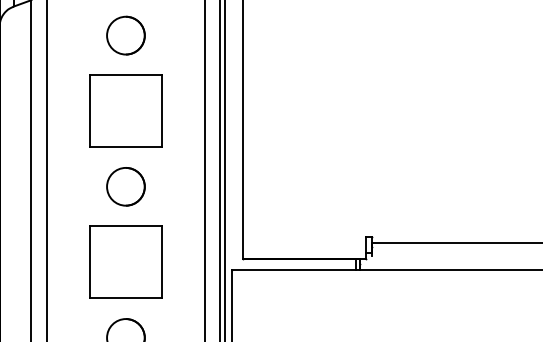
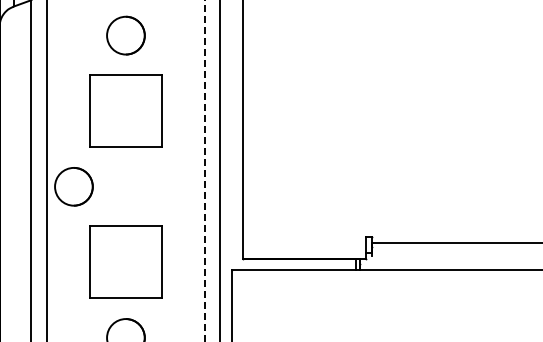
line: present -> none (224, 170)
line: solid -> dashed (204, 171)
circle position: (125, 186) -> (73, 186) (73, 186)
